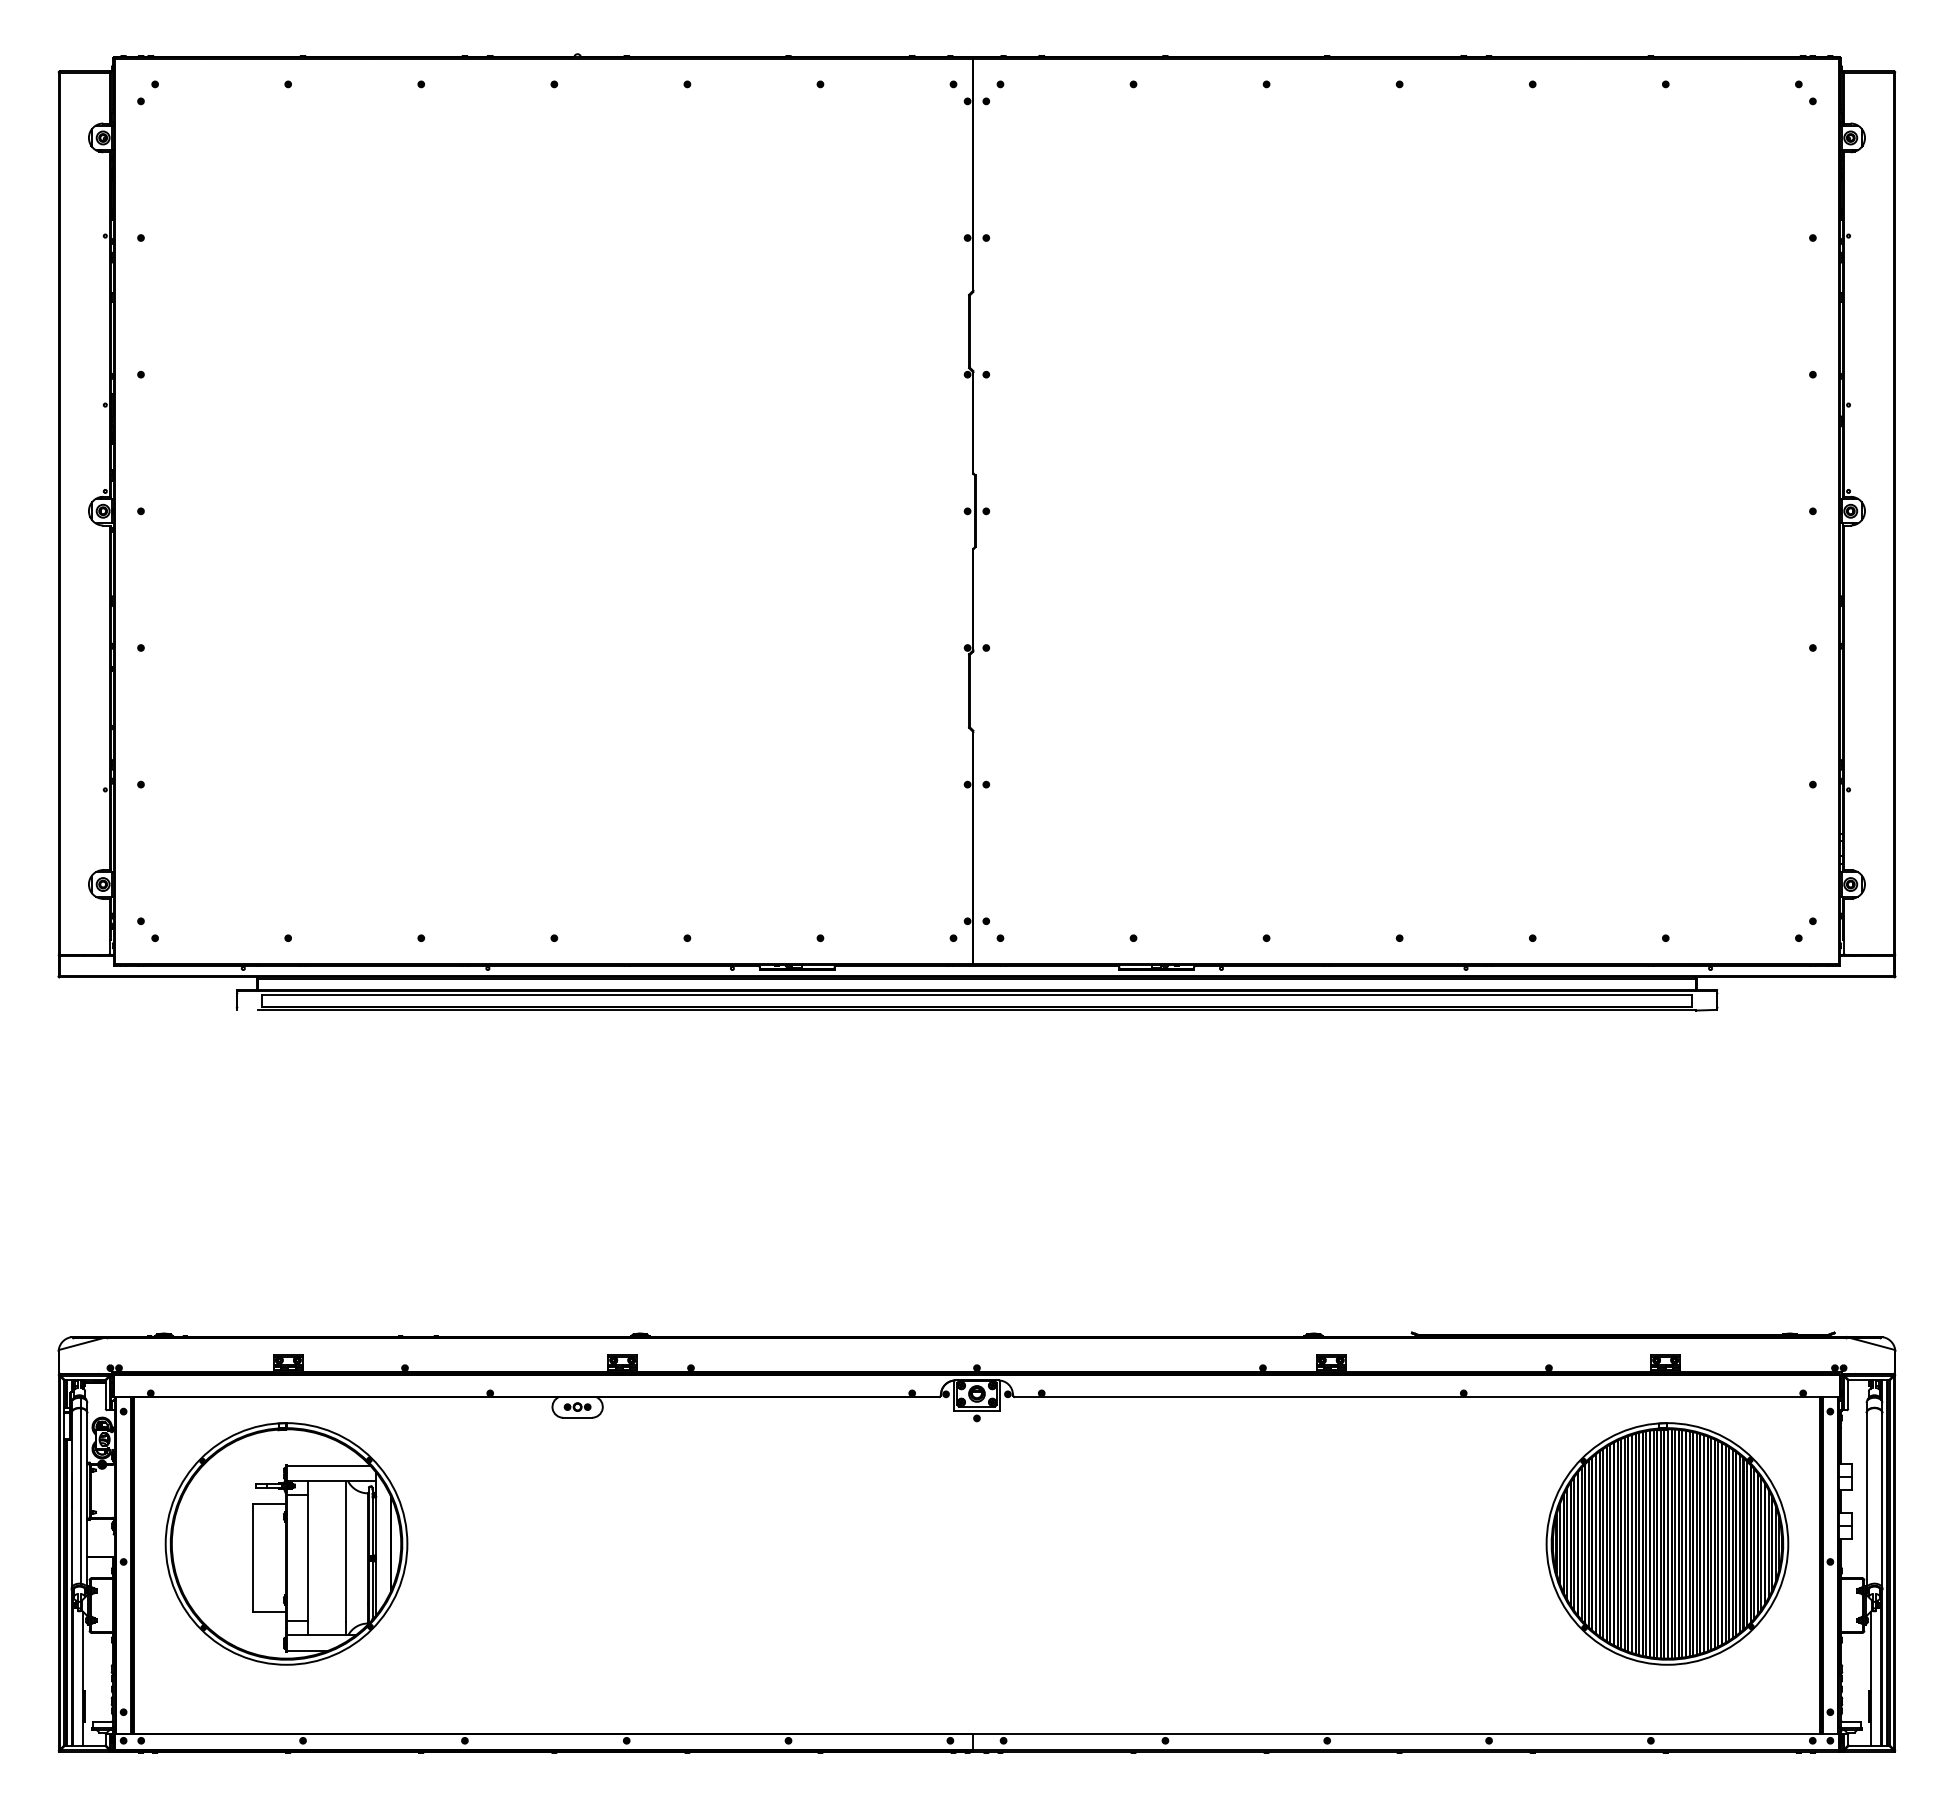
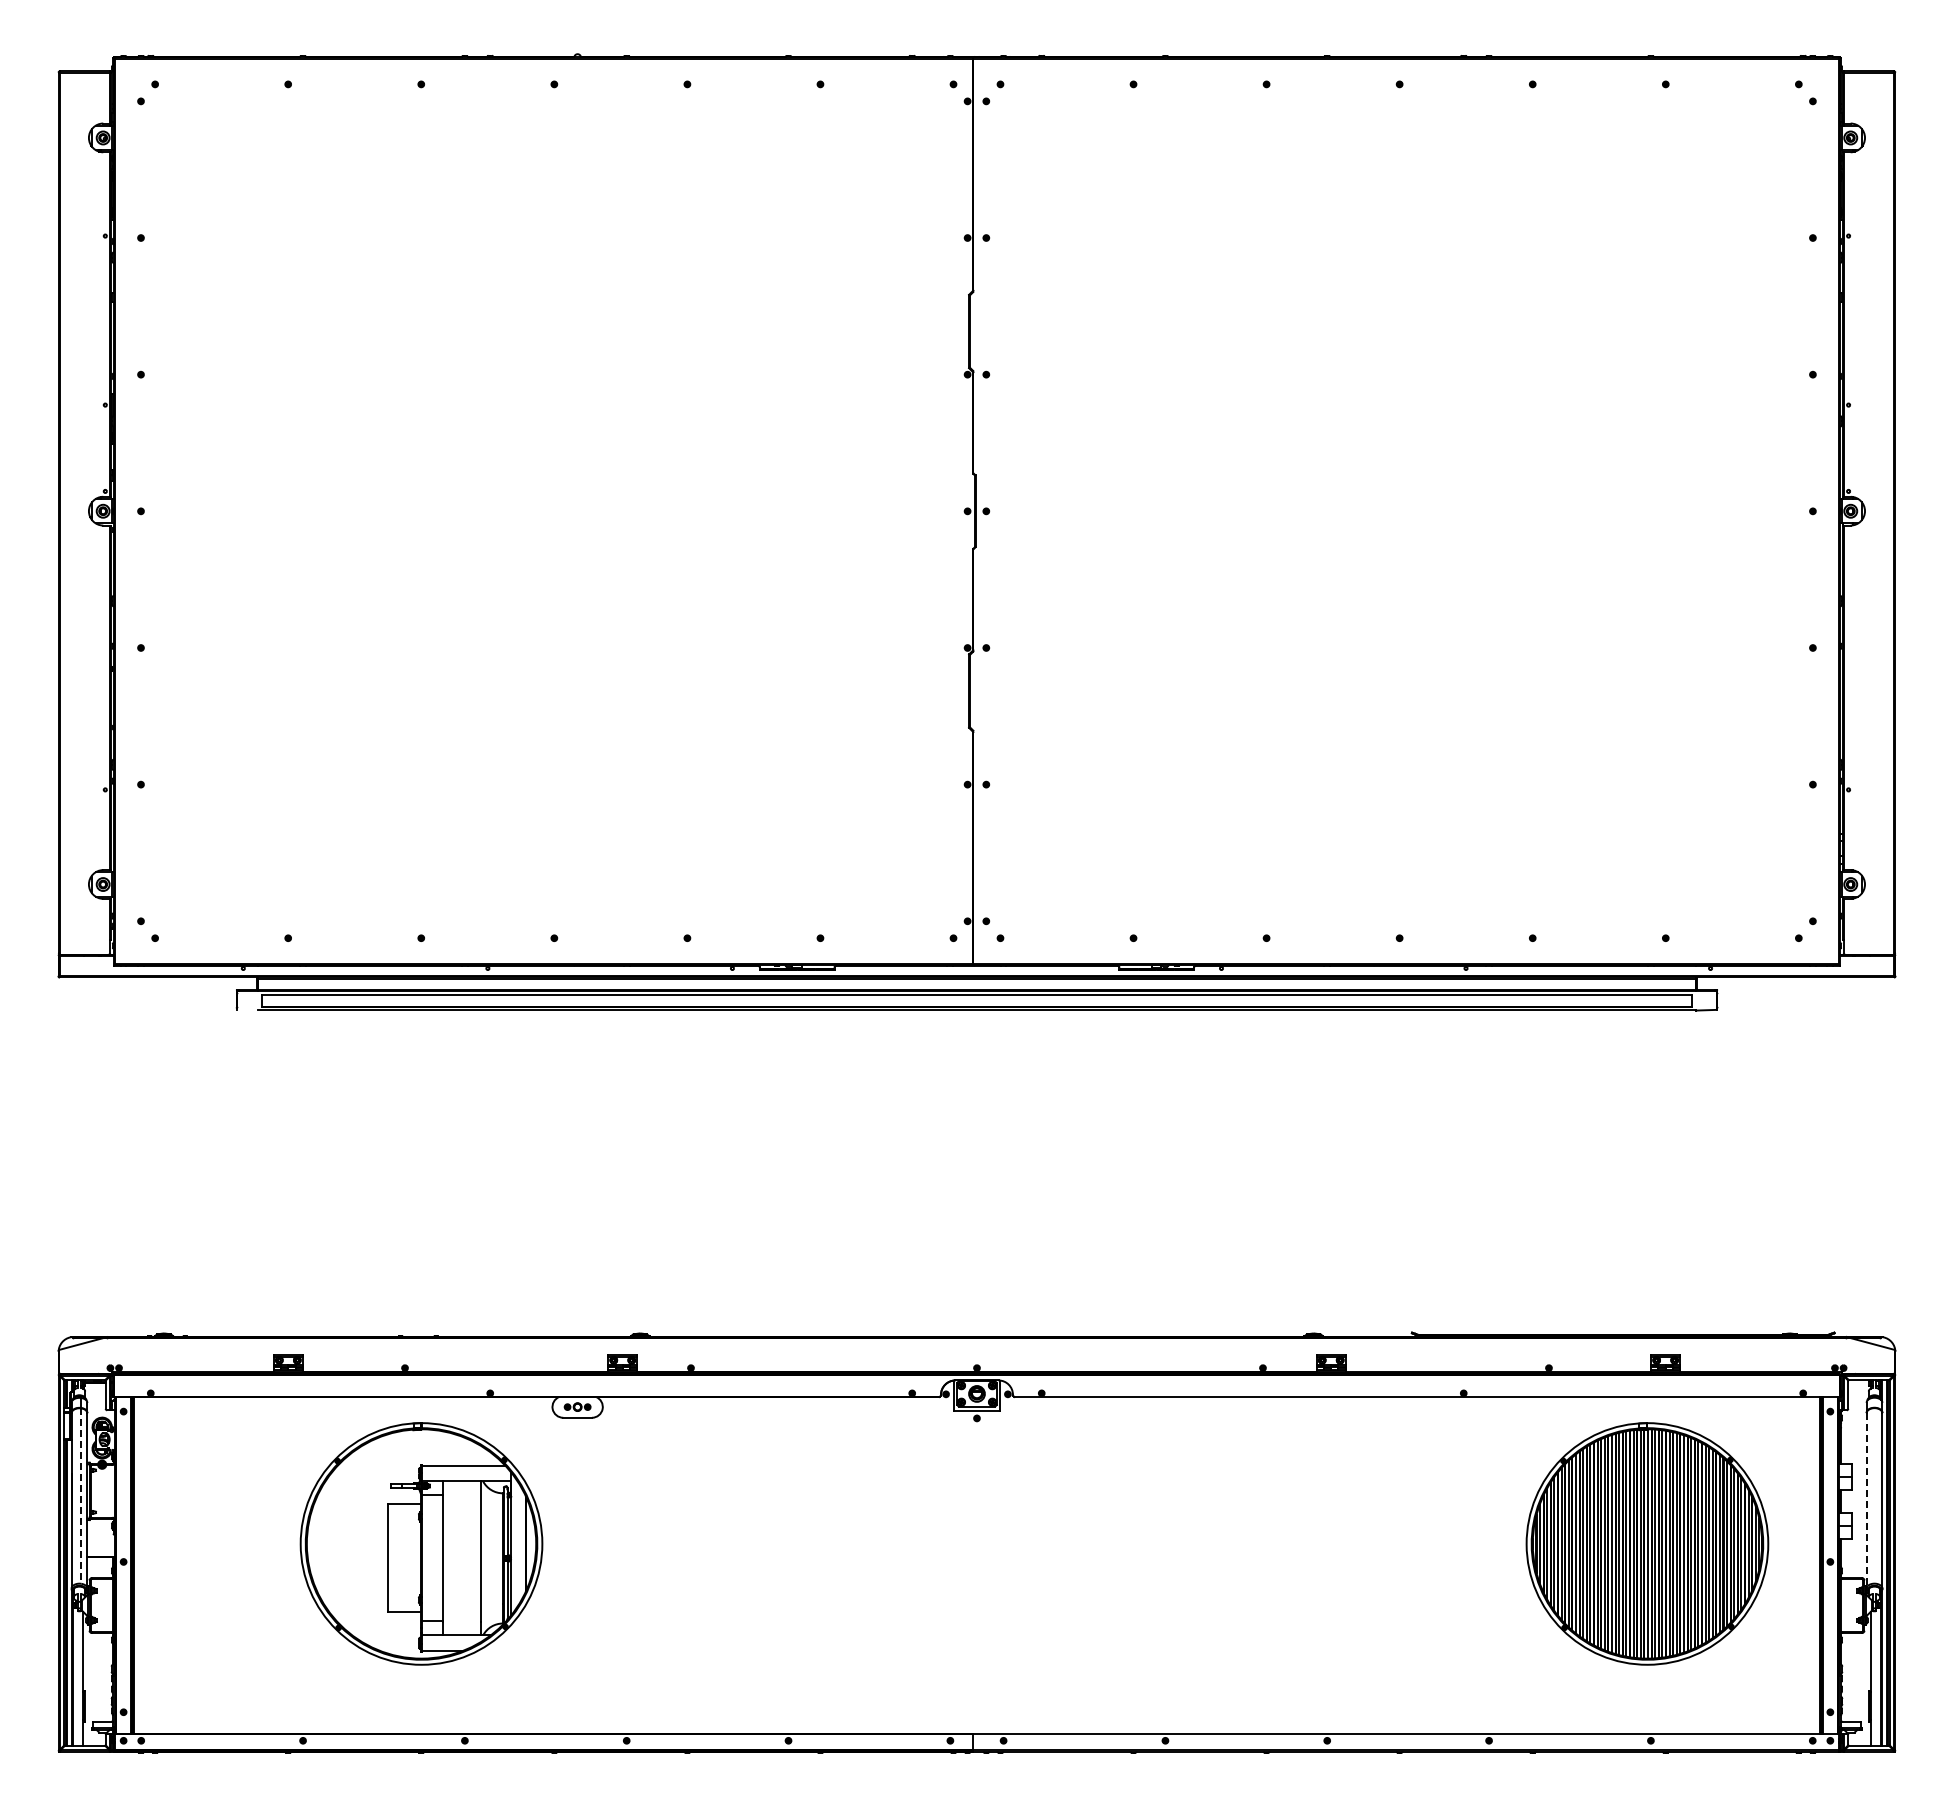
line: solid -> dashed (81, 1496)
line: solid -> dashed (1866, 1500)
part position: (286, 1543) -> (421, 1543) (421, 1543)
part position: (1667, 1543) -> (1647, 1543) (1647, 1543)
